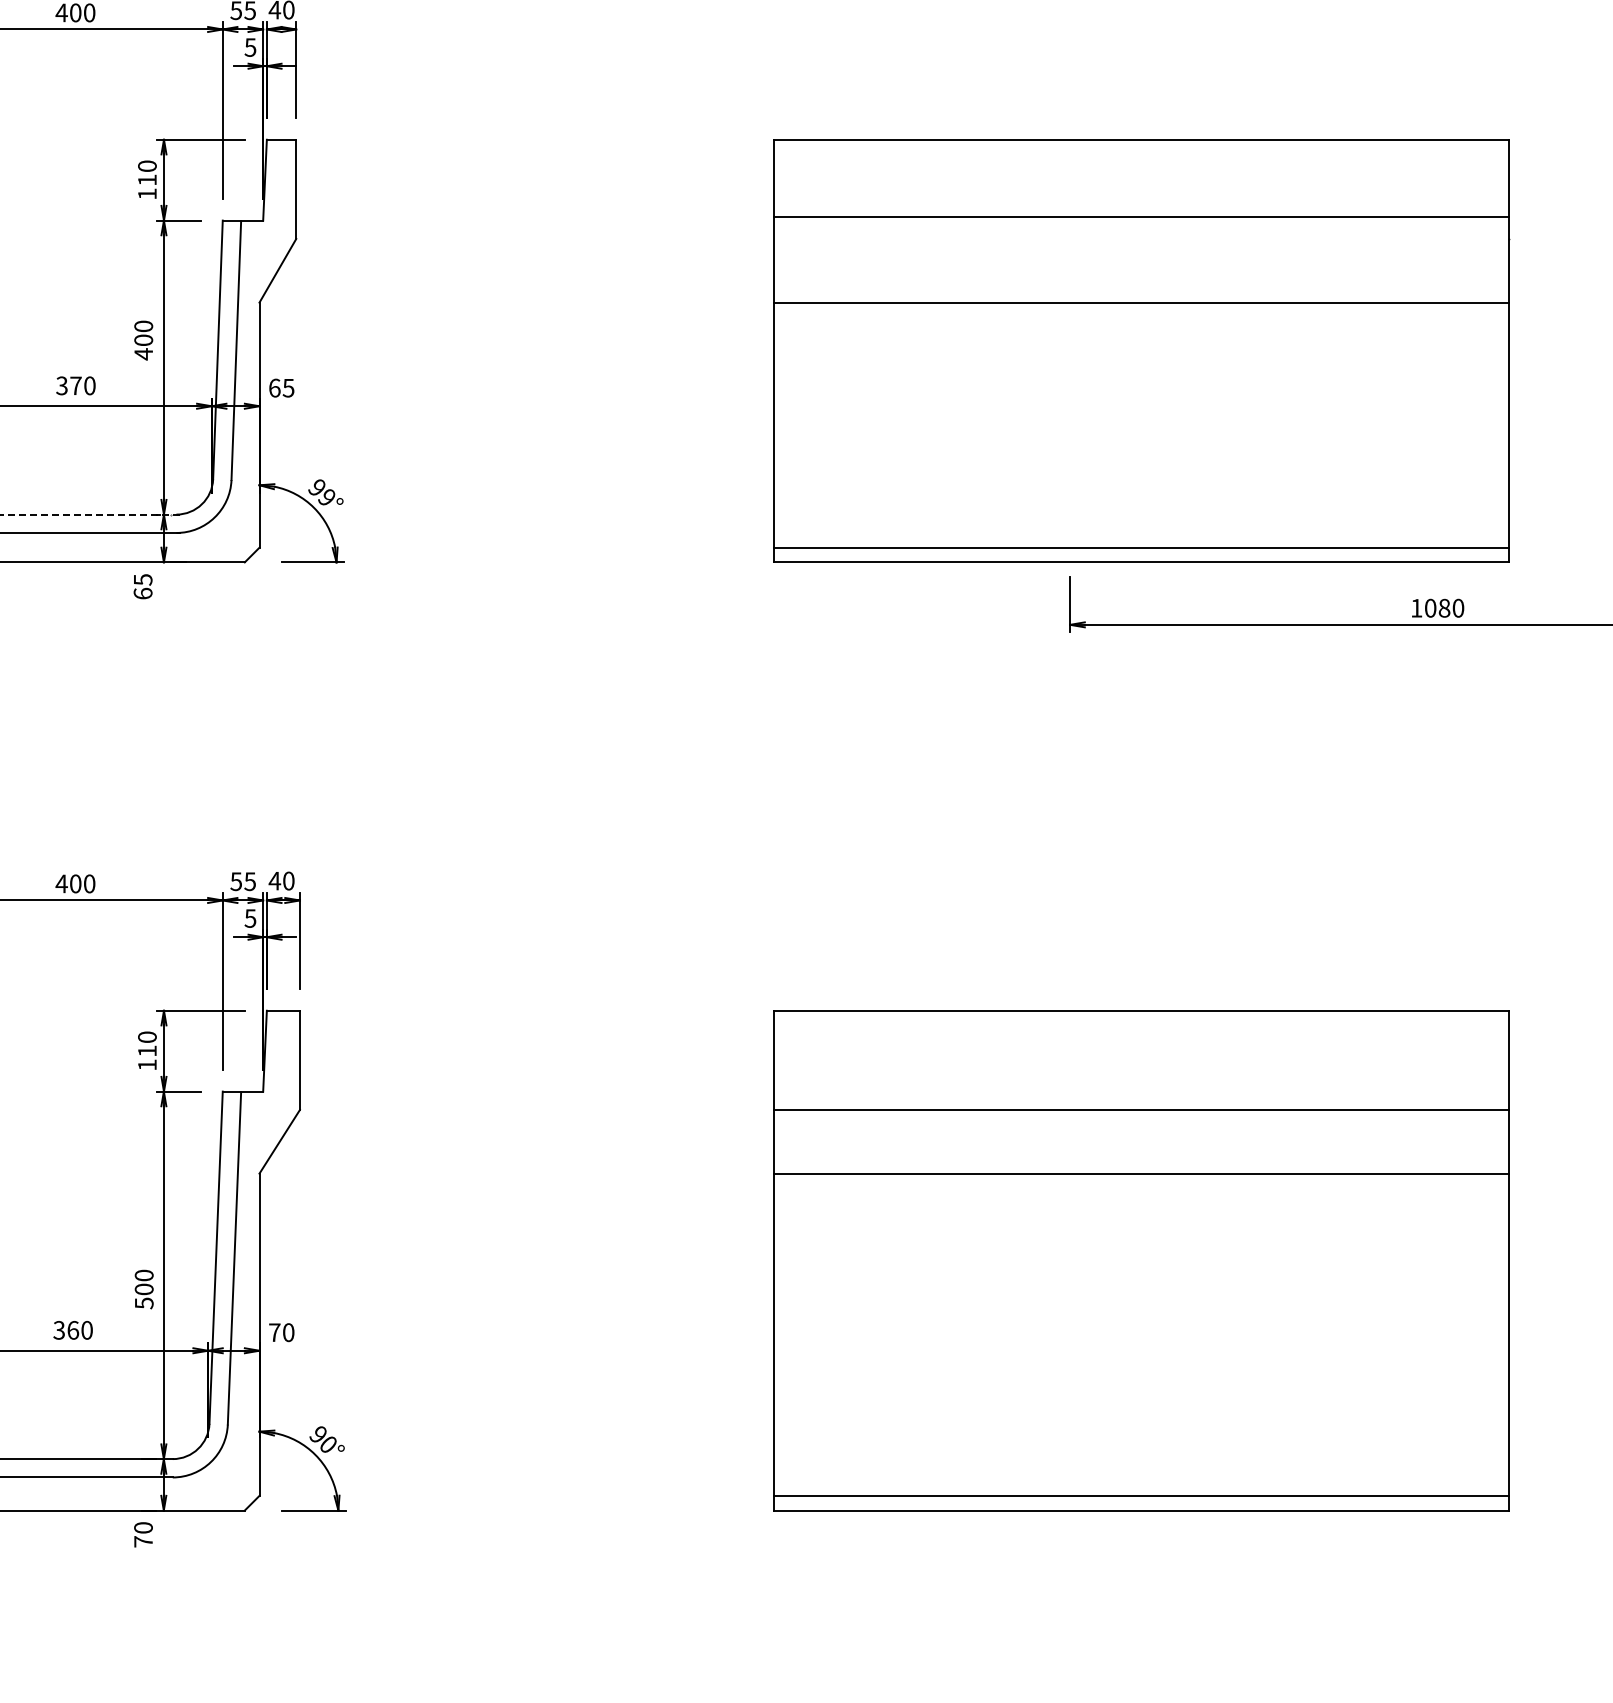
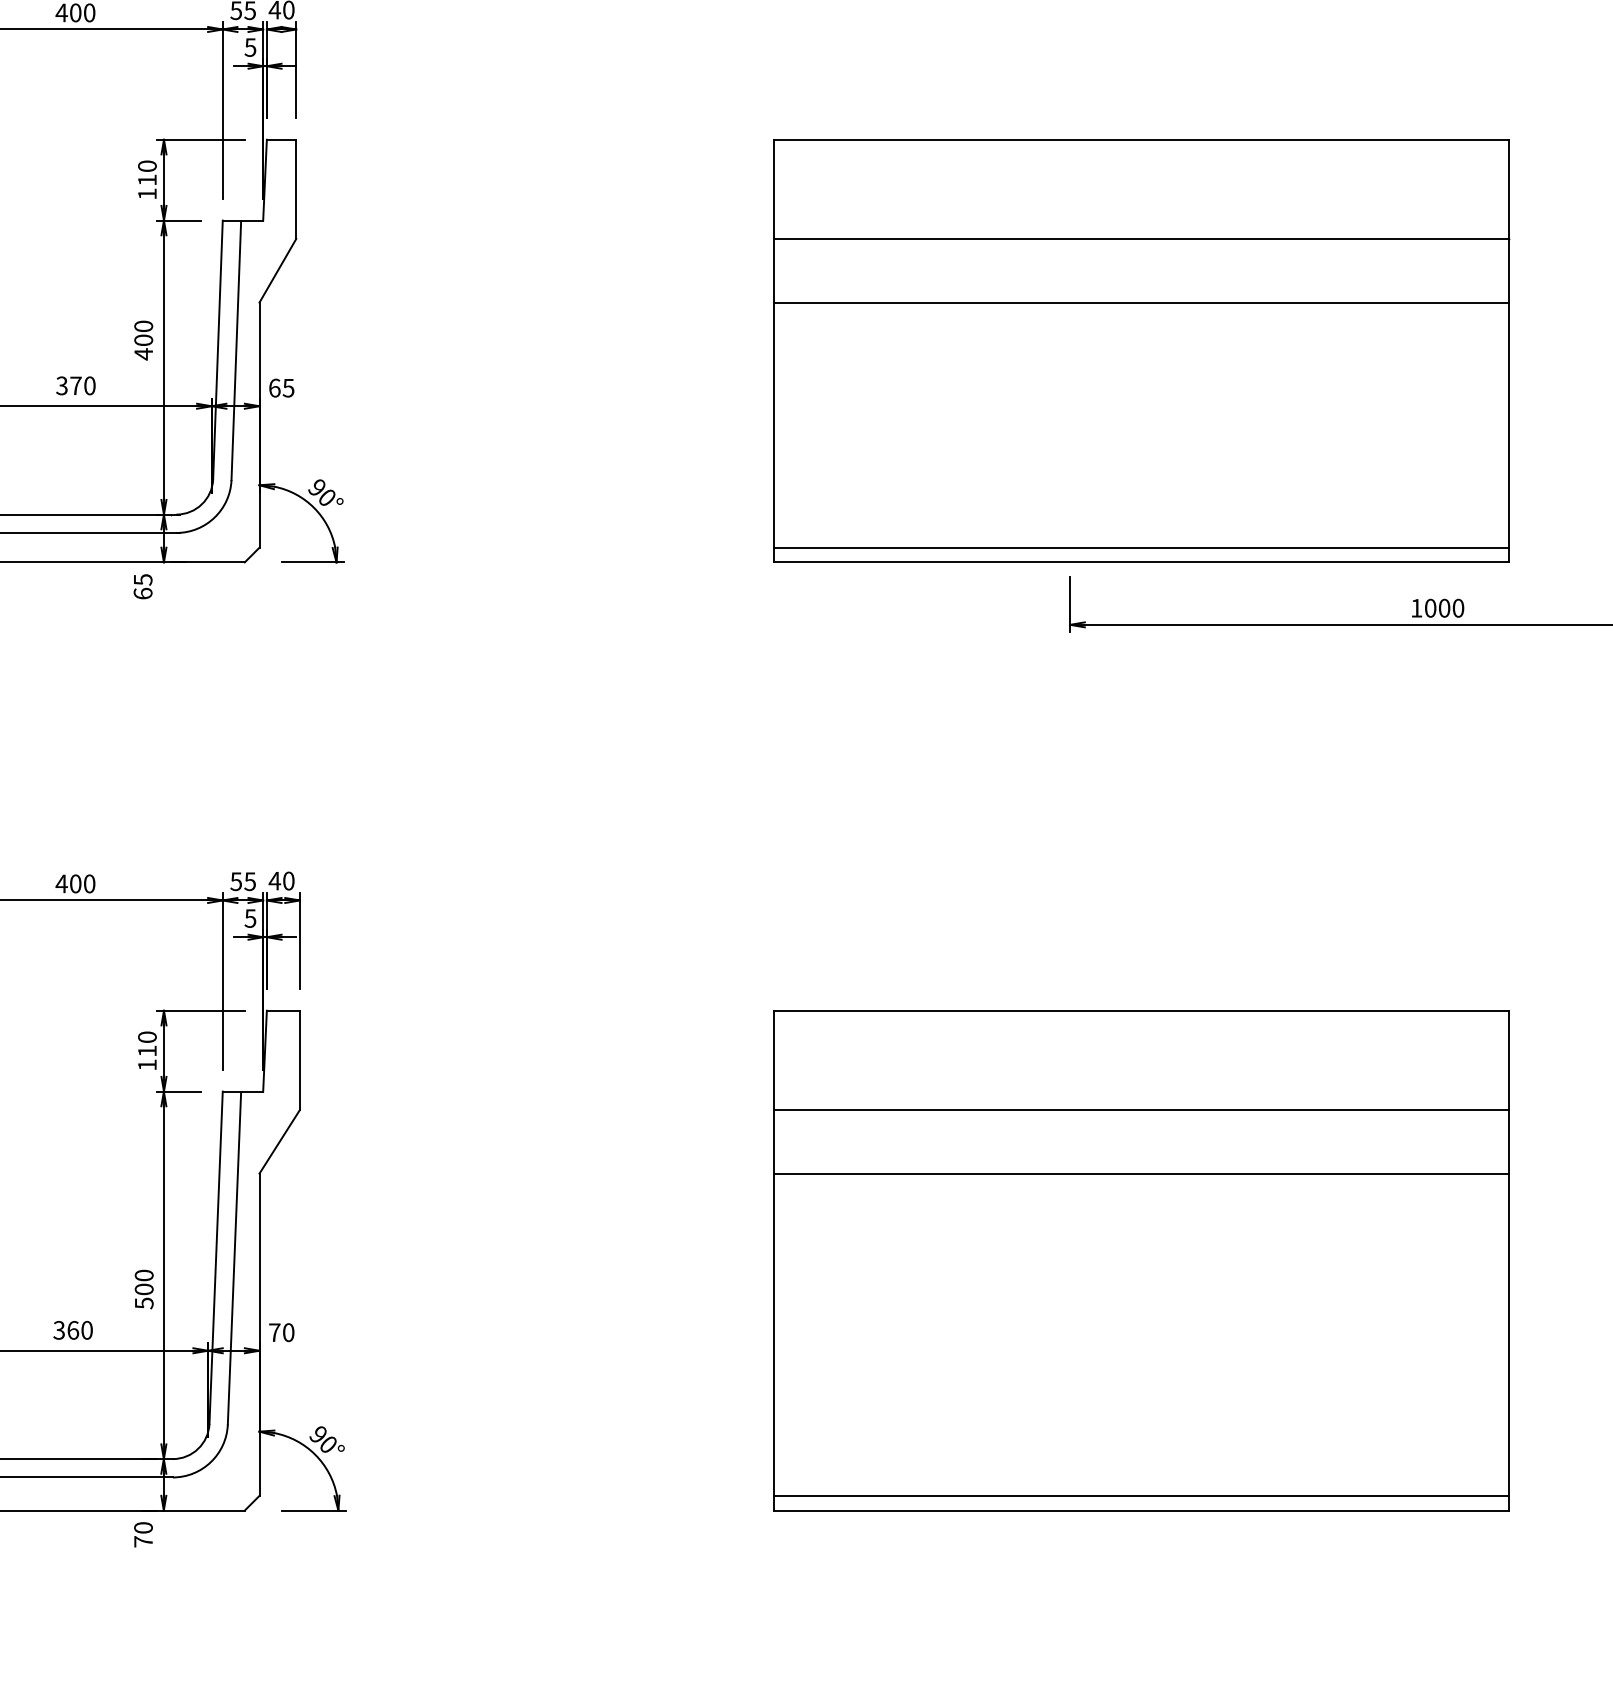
line position: (1141, 216) -> (1141, 238) (1141, 238)
text: 99° -> 90° (326, 497)
line: dashed -> solid (90, 514)
text: 1080 -> 1000 (1444, 608)
